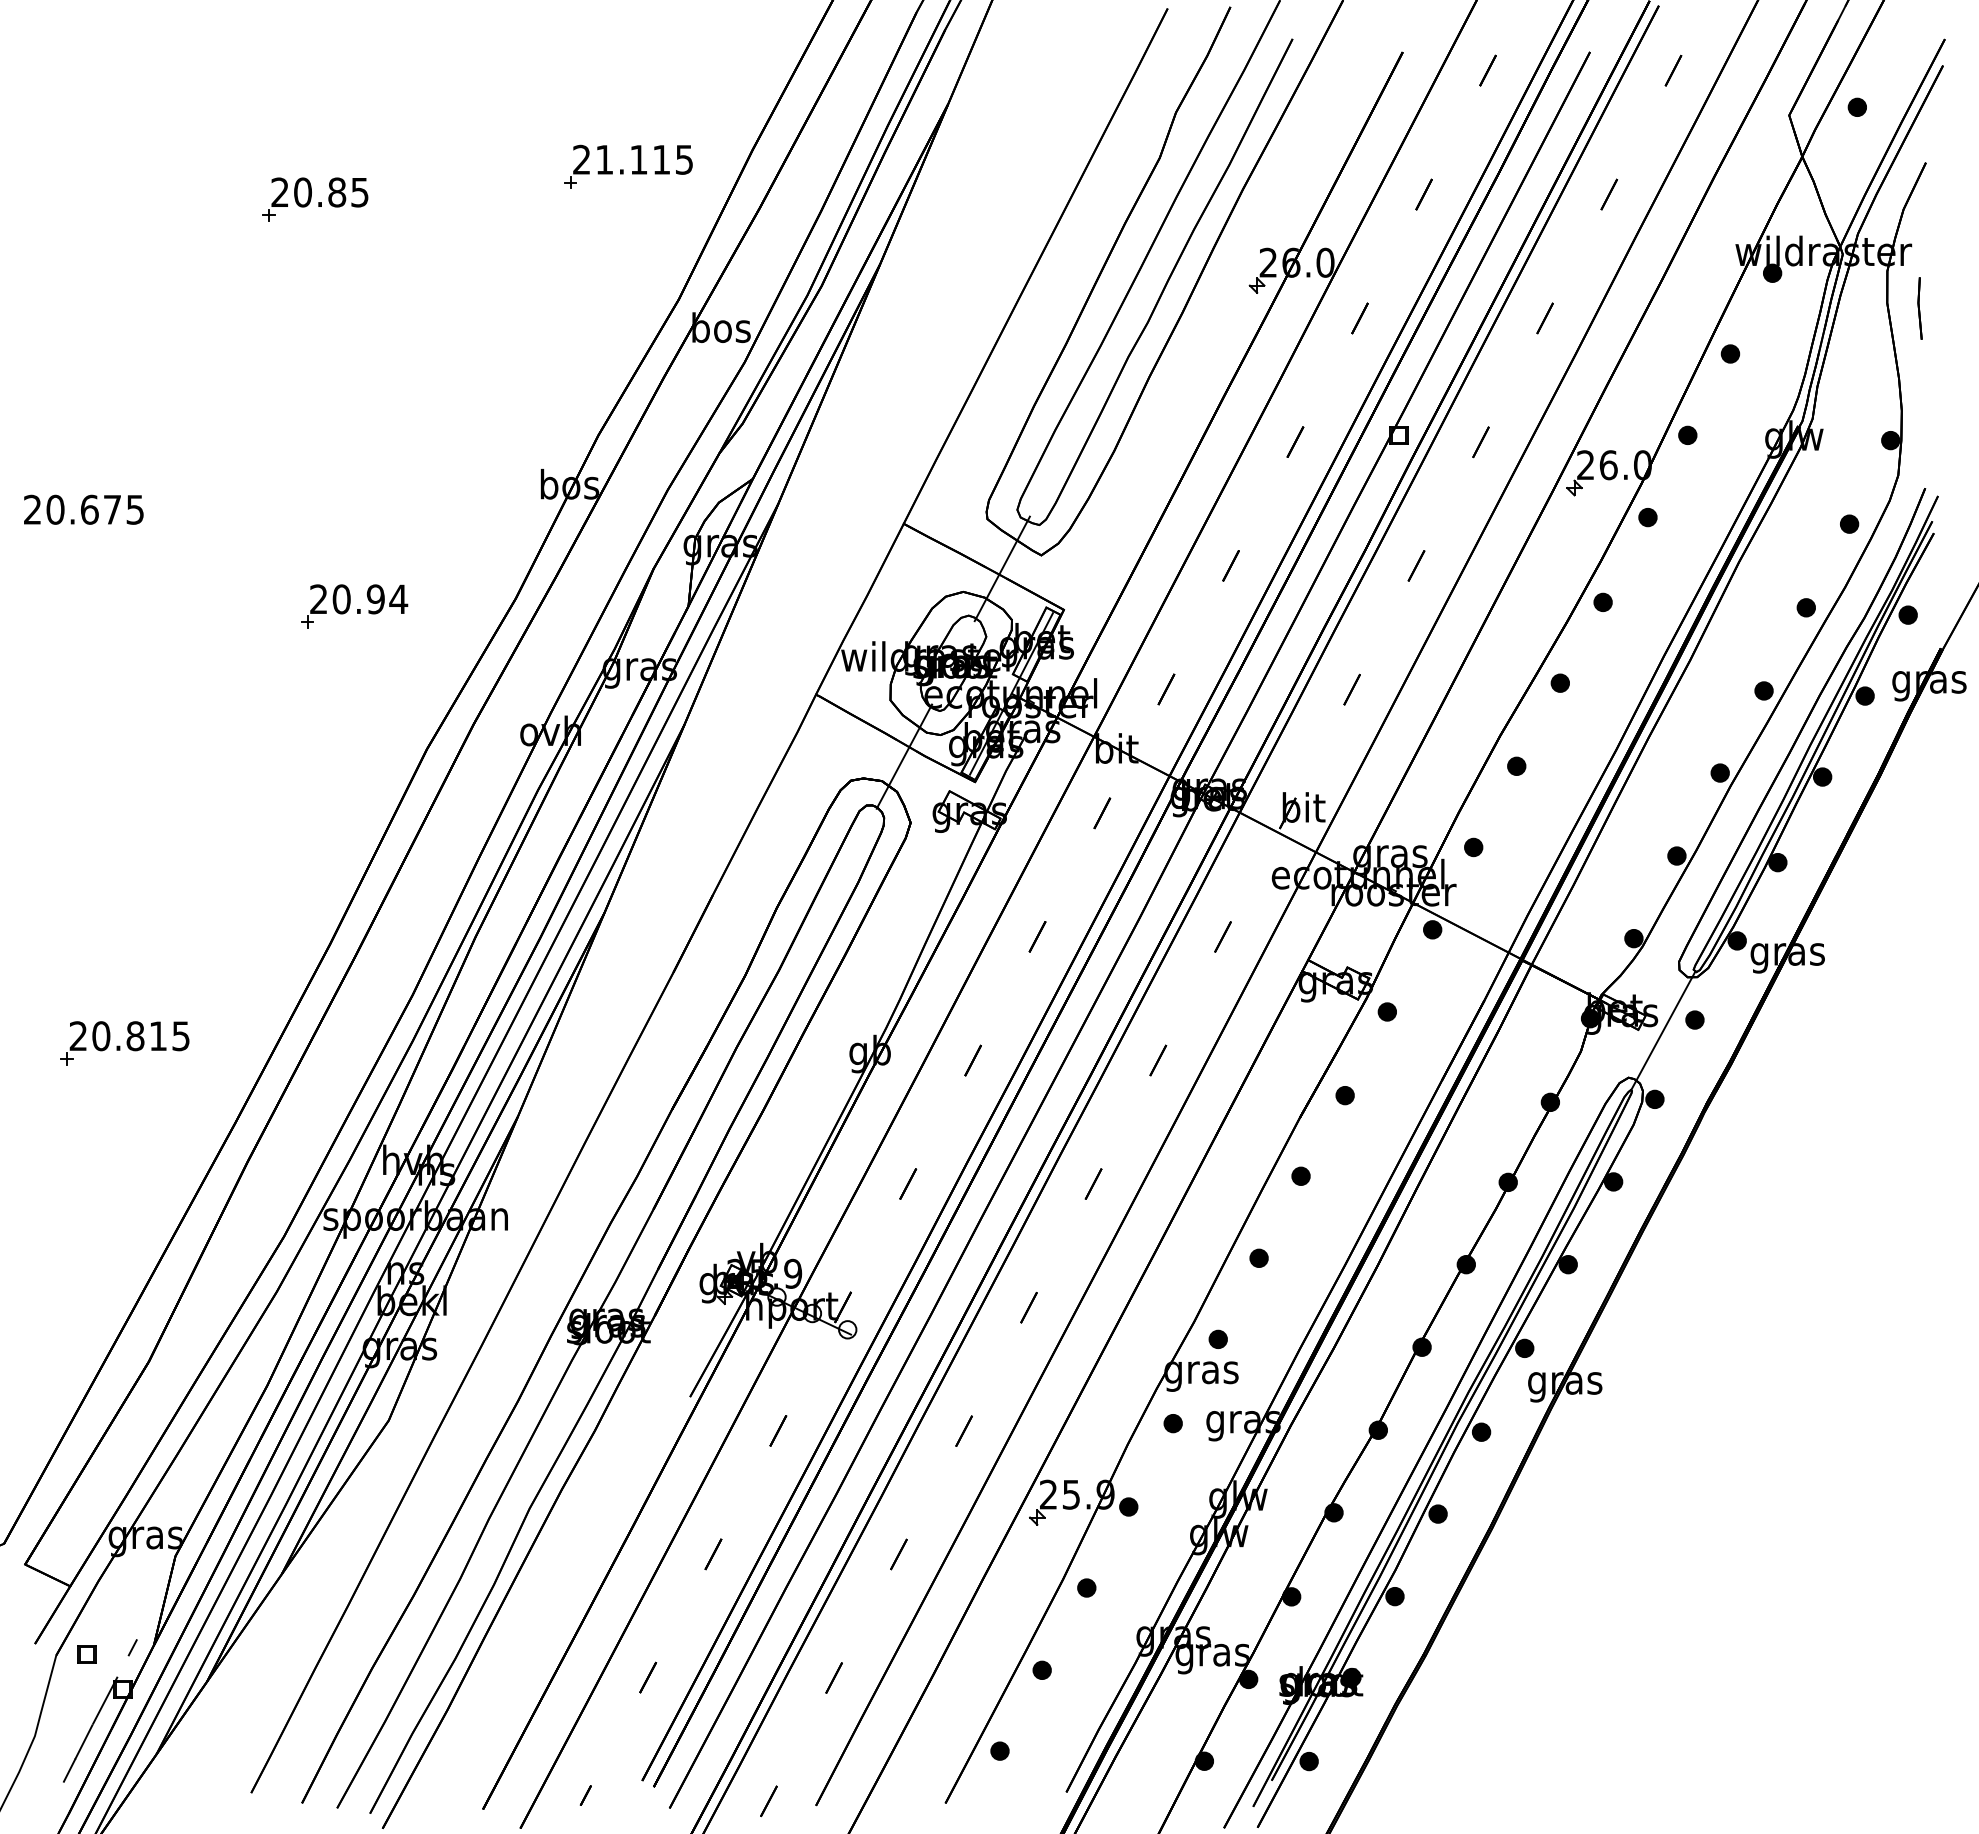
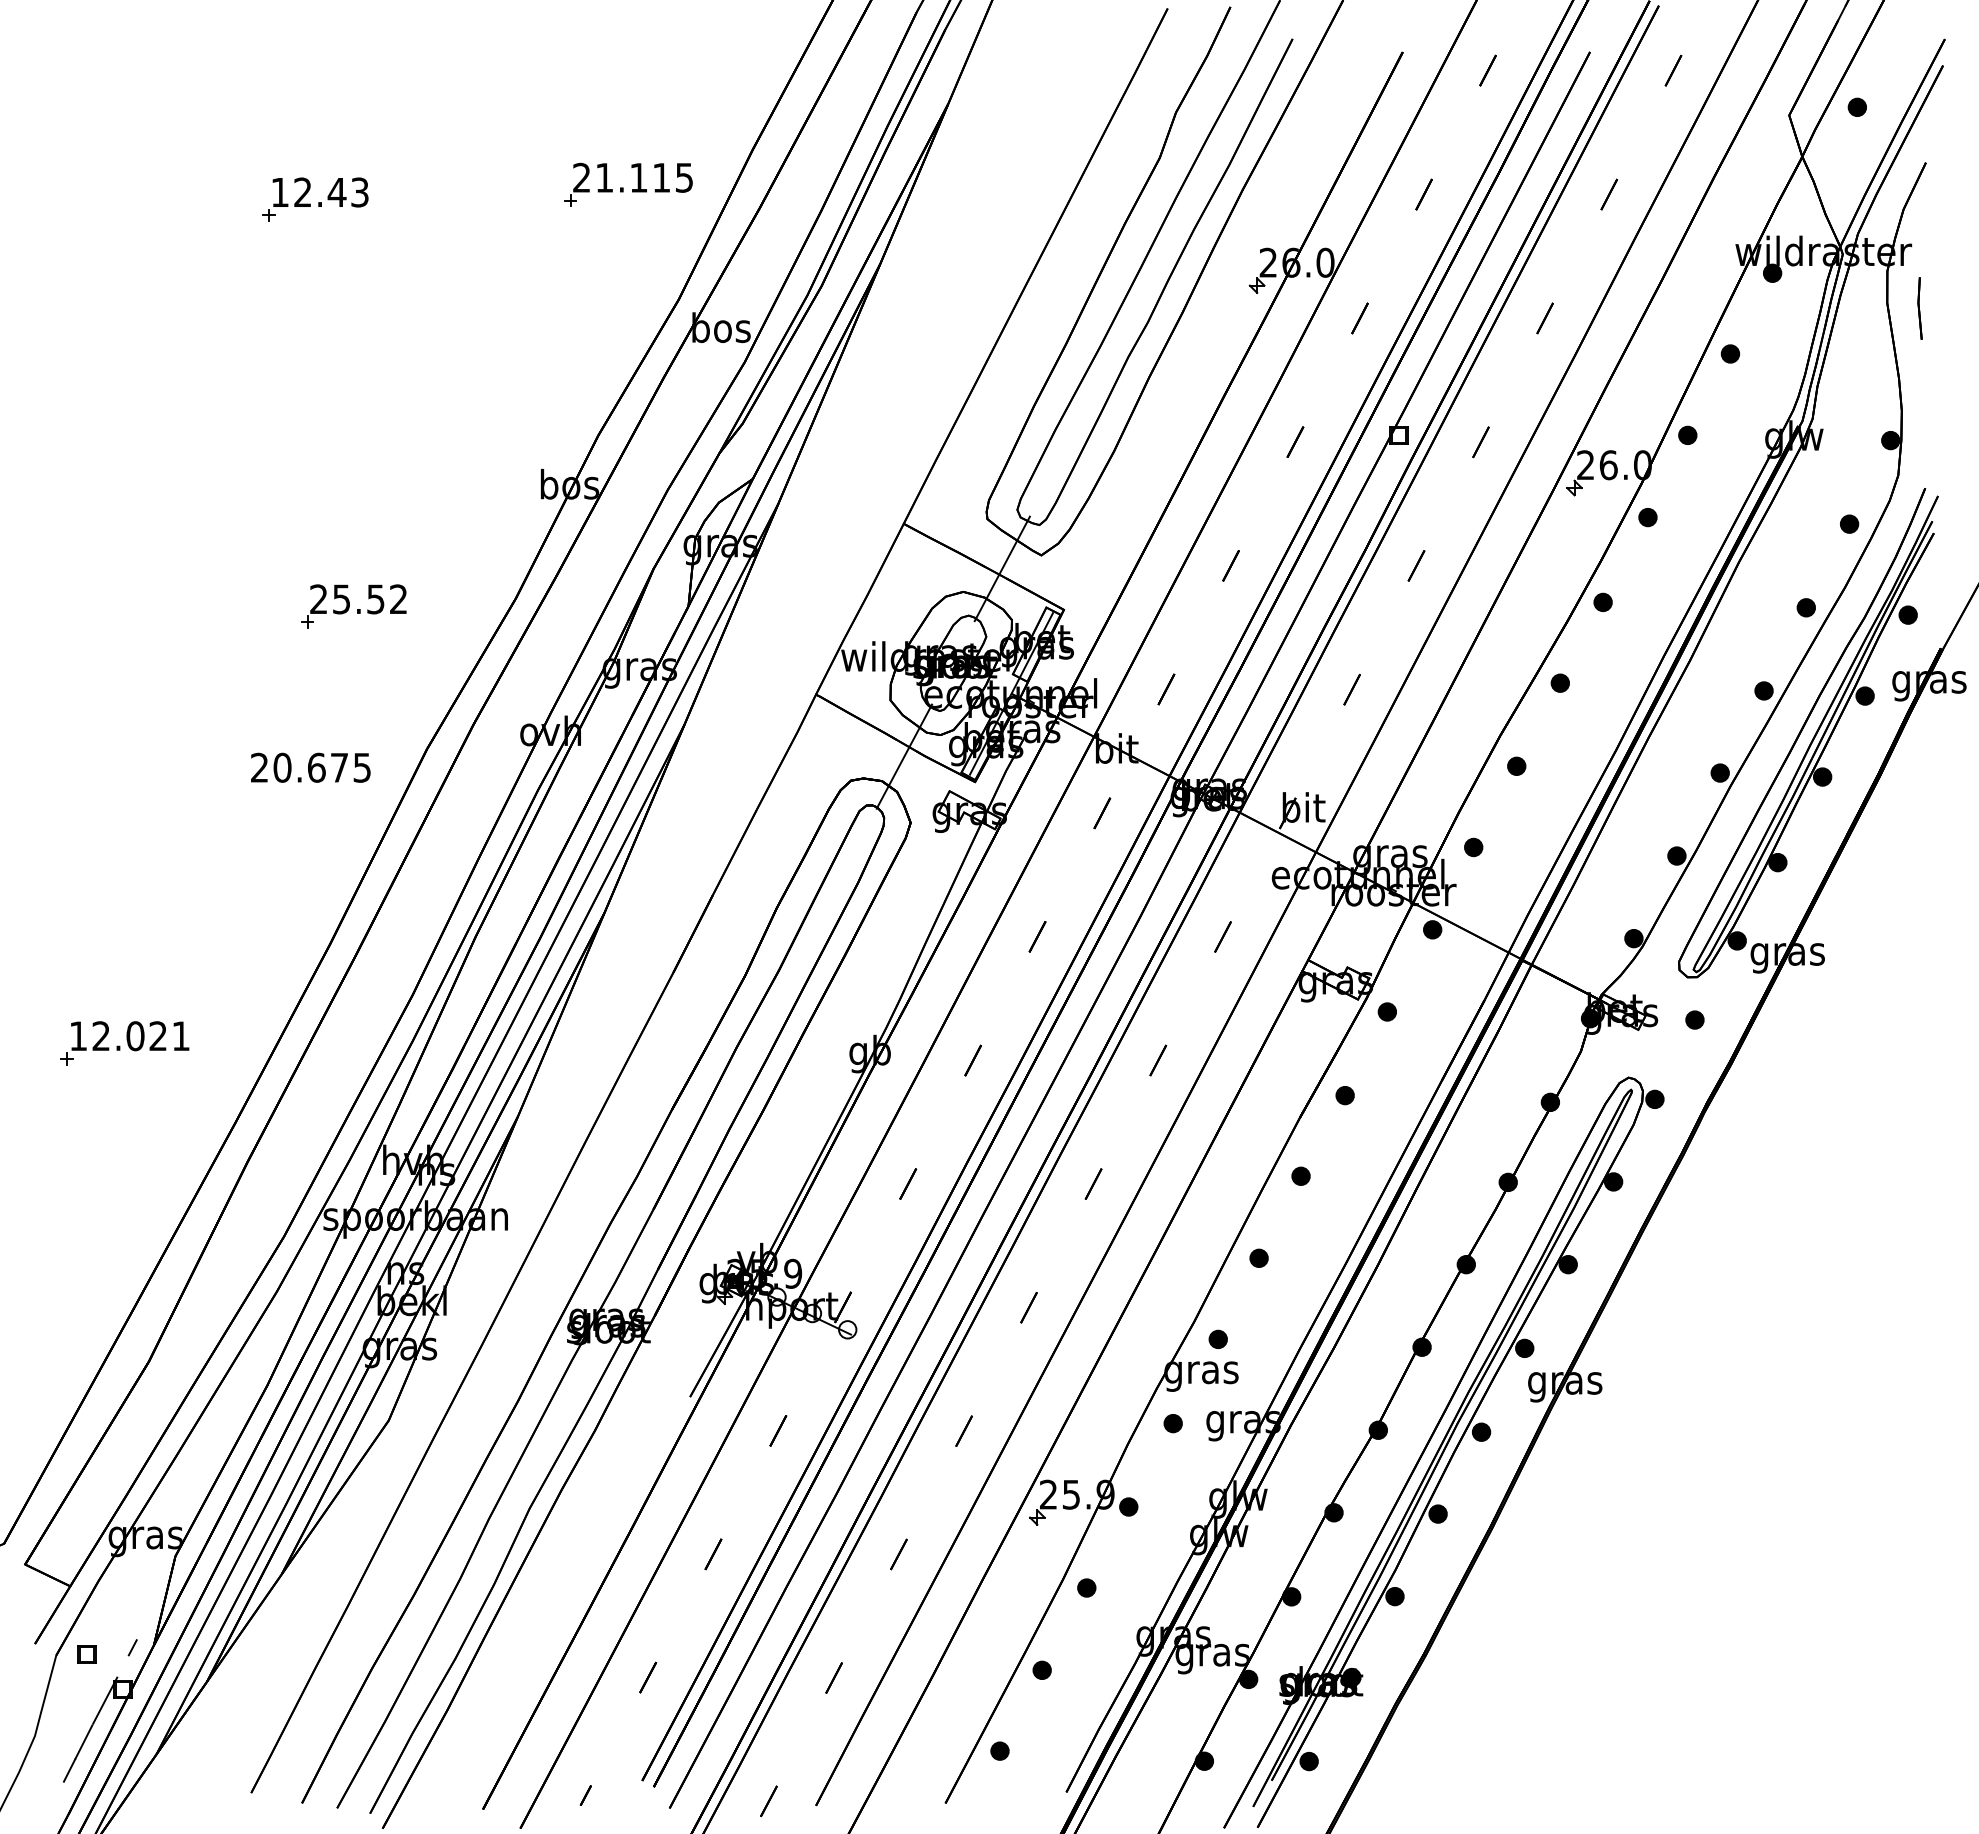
part position: (628, 166) -> (628, 184) (628, 184)
text: 20.85 -> 12.43 (319, 192)
text position: (83, 509) -> (310, 767) (310, 767)
text: 20.94 -> 25.52 (370, 599)
line: present -> none (1663, 1030)
text: 20.815 -> 12.021 (129, 1036)
